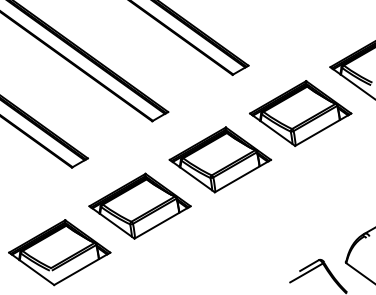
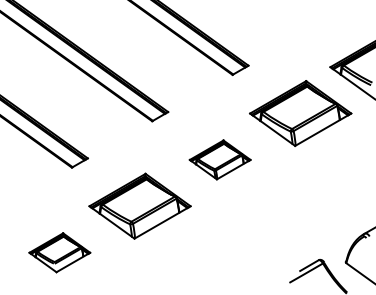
part size: 104x68 px -> 64x42 px (219, 159)
part size: 104x68 px -> 64x42 px (59, 252)
